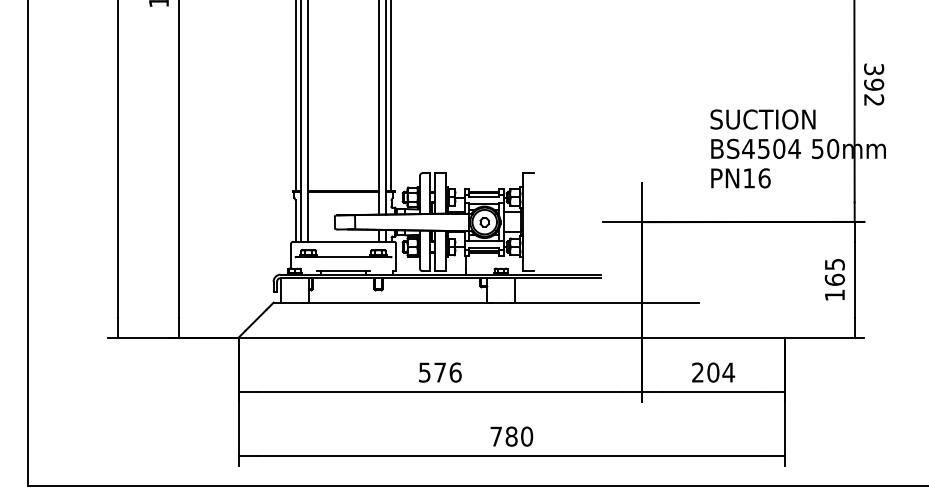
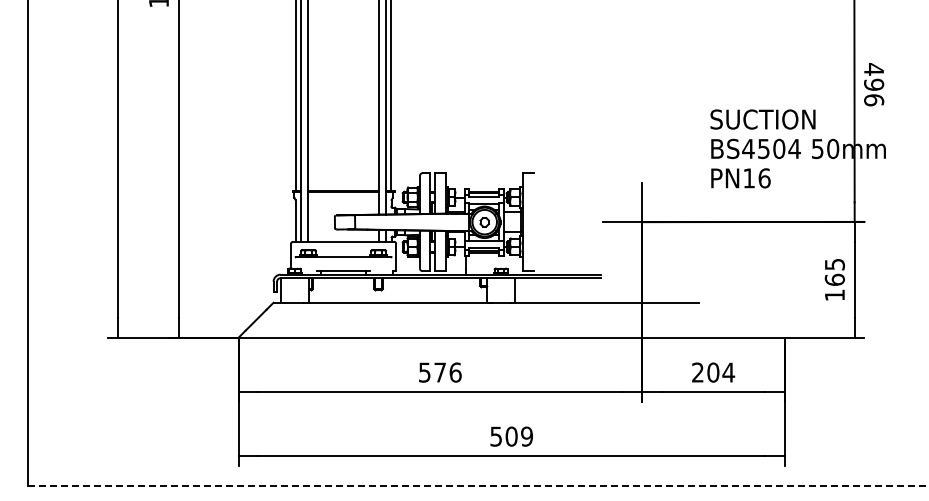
text: 392 -> 496 (874, 84)
text: 780 -> 509 (511, 436)
line: solid -> dashed (478, 485)
